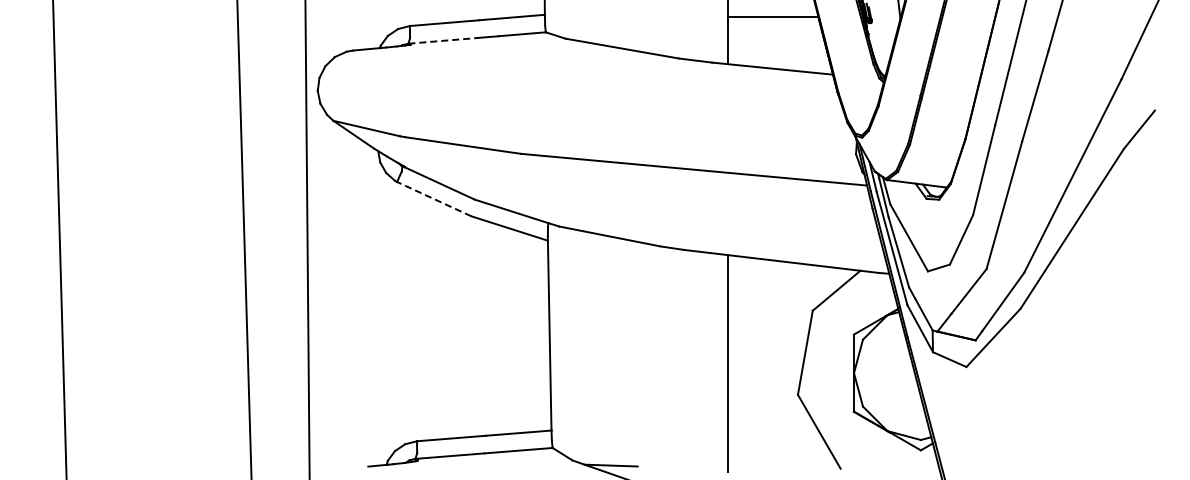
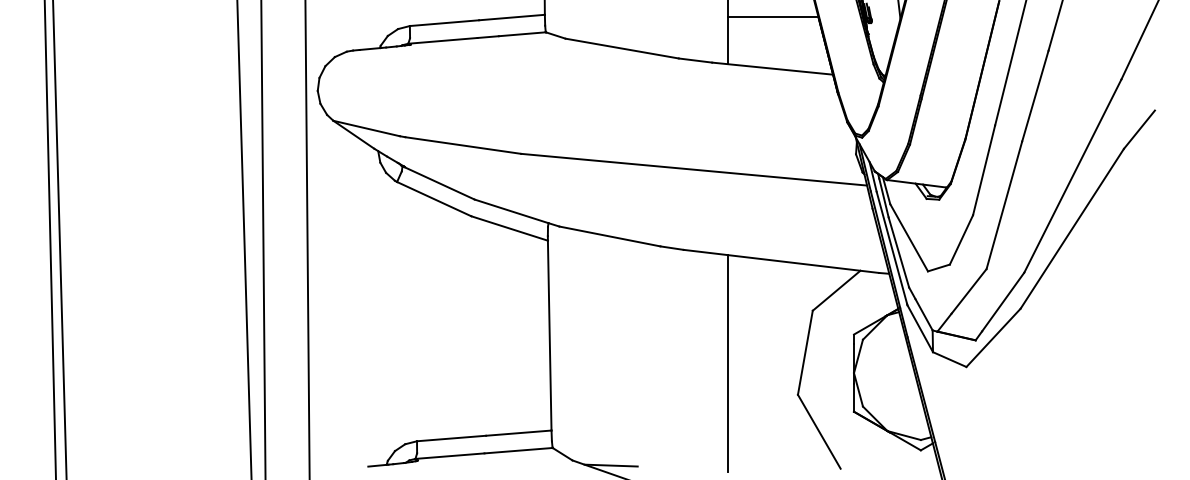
line: dashed -> solid (442, 40)
line: dashed -> solid (434, 199)
line: none -> present (49, 239)
line: none -> present (263, 239)
